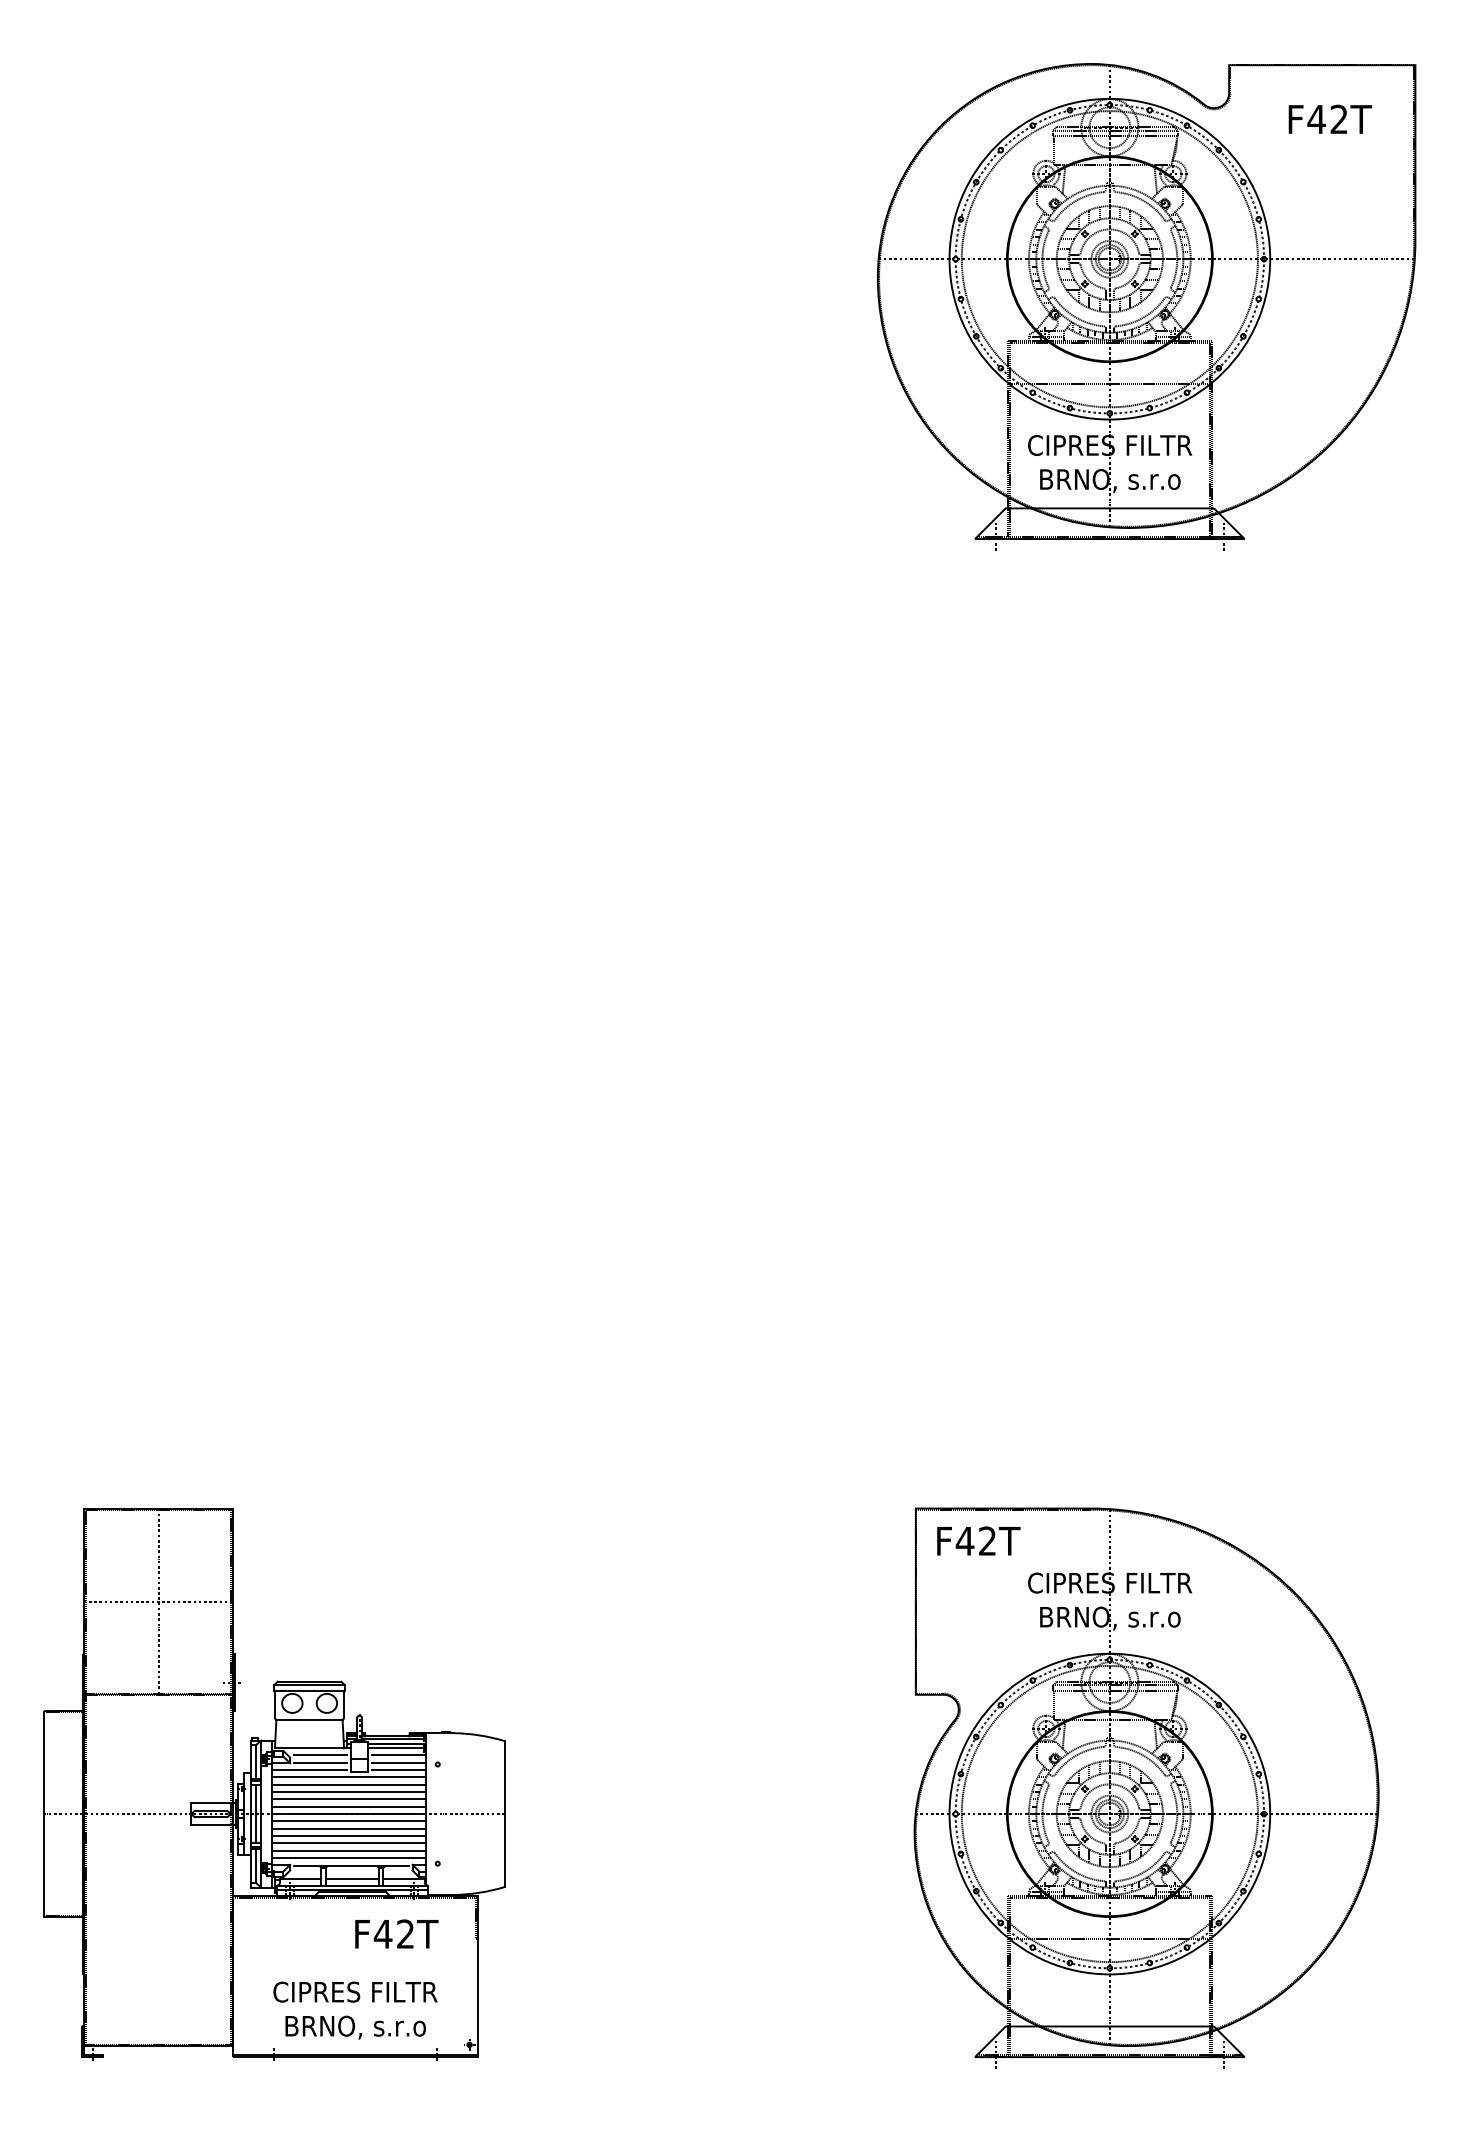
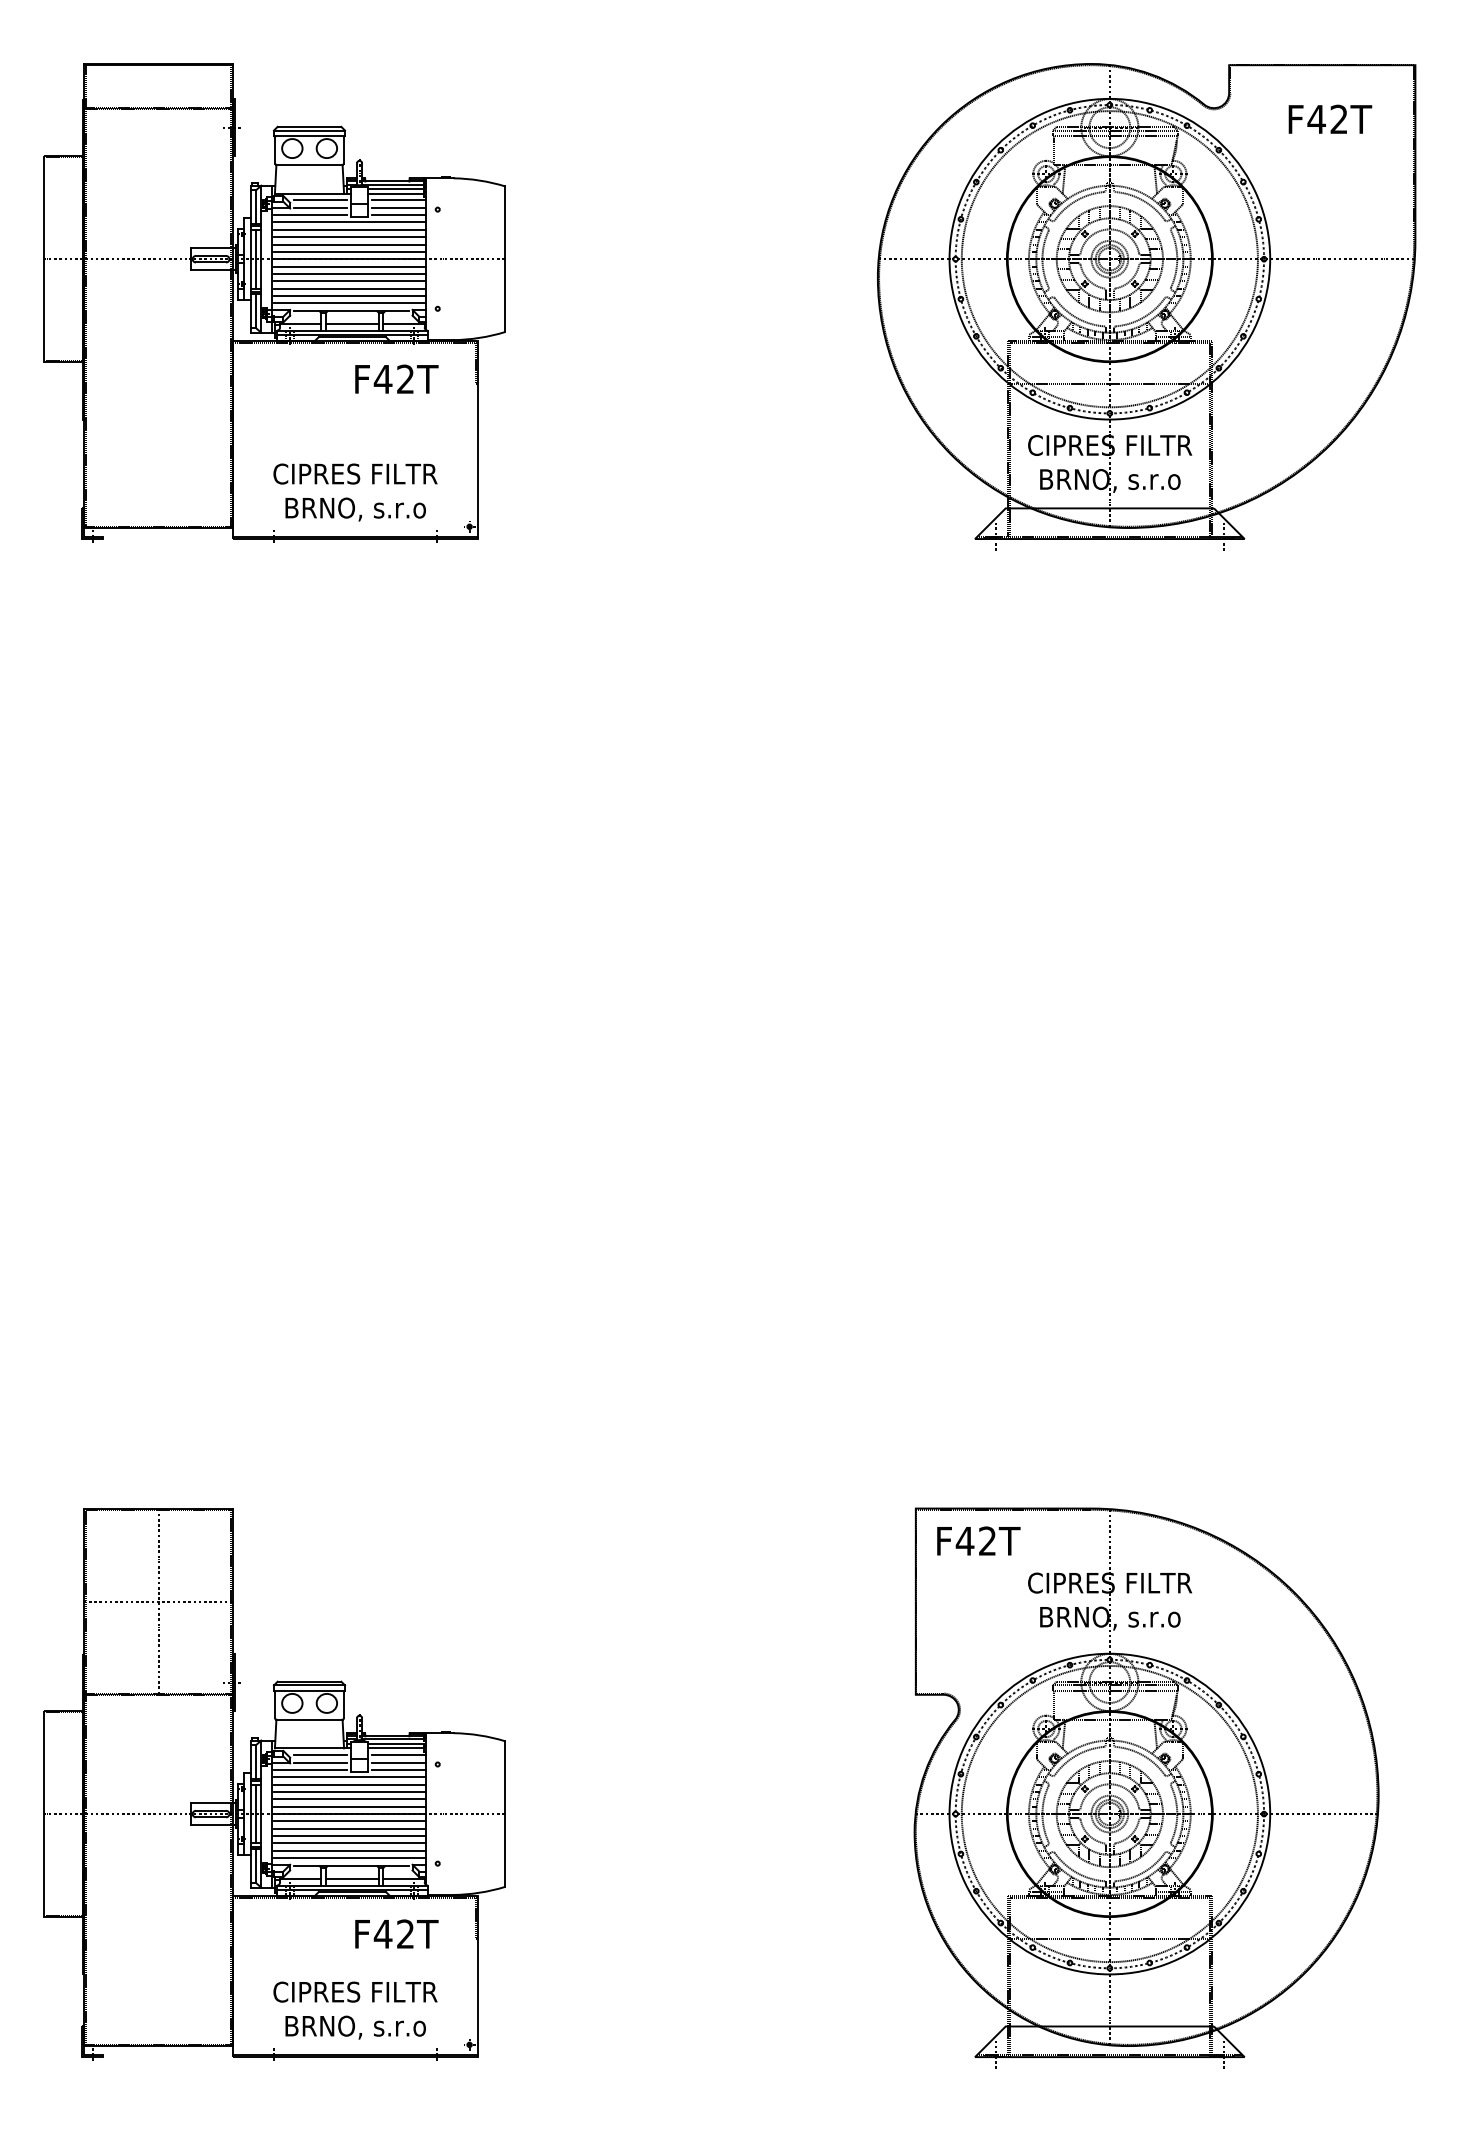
part: none -> present (274, 302)
